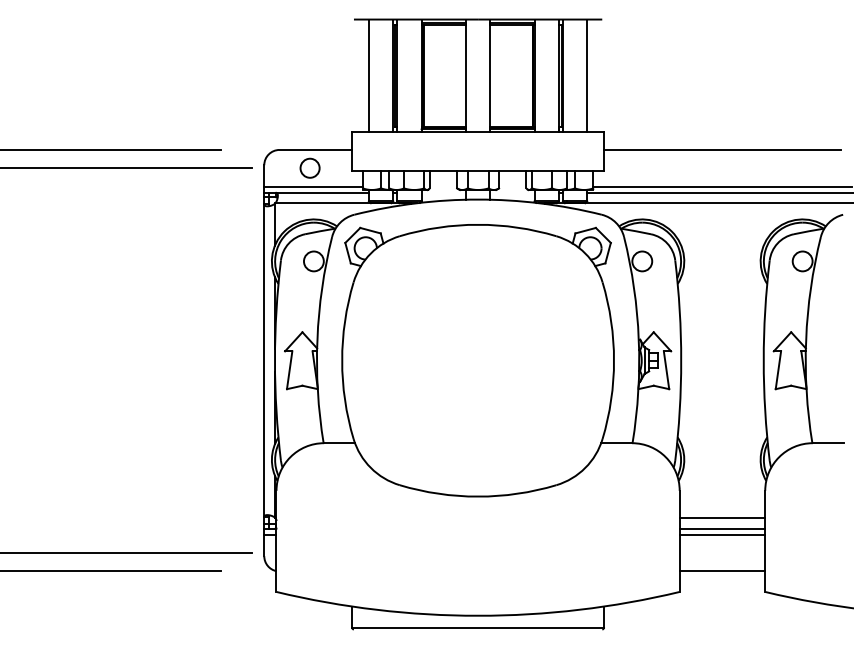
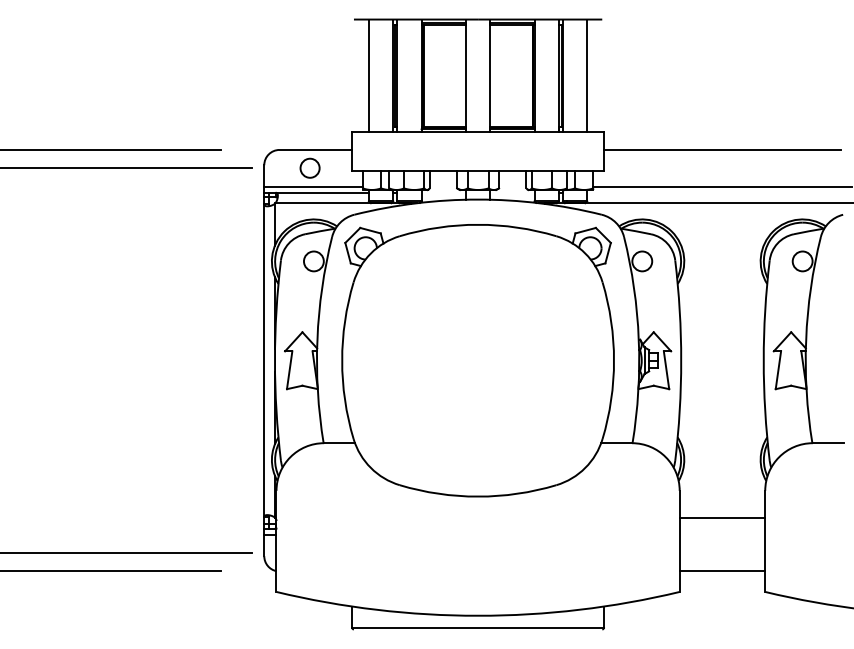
line: present -> none (718, 192)
line: present -> none (722, 528)
line: present -> none (722, 534)
